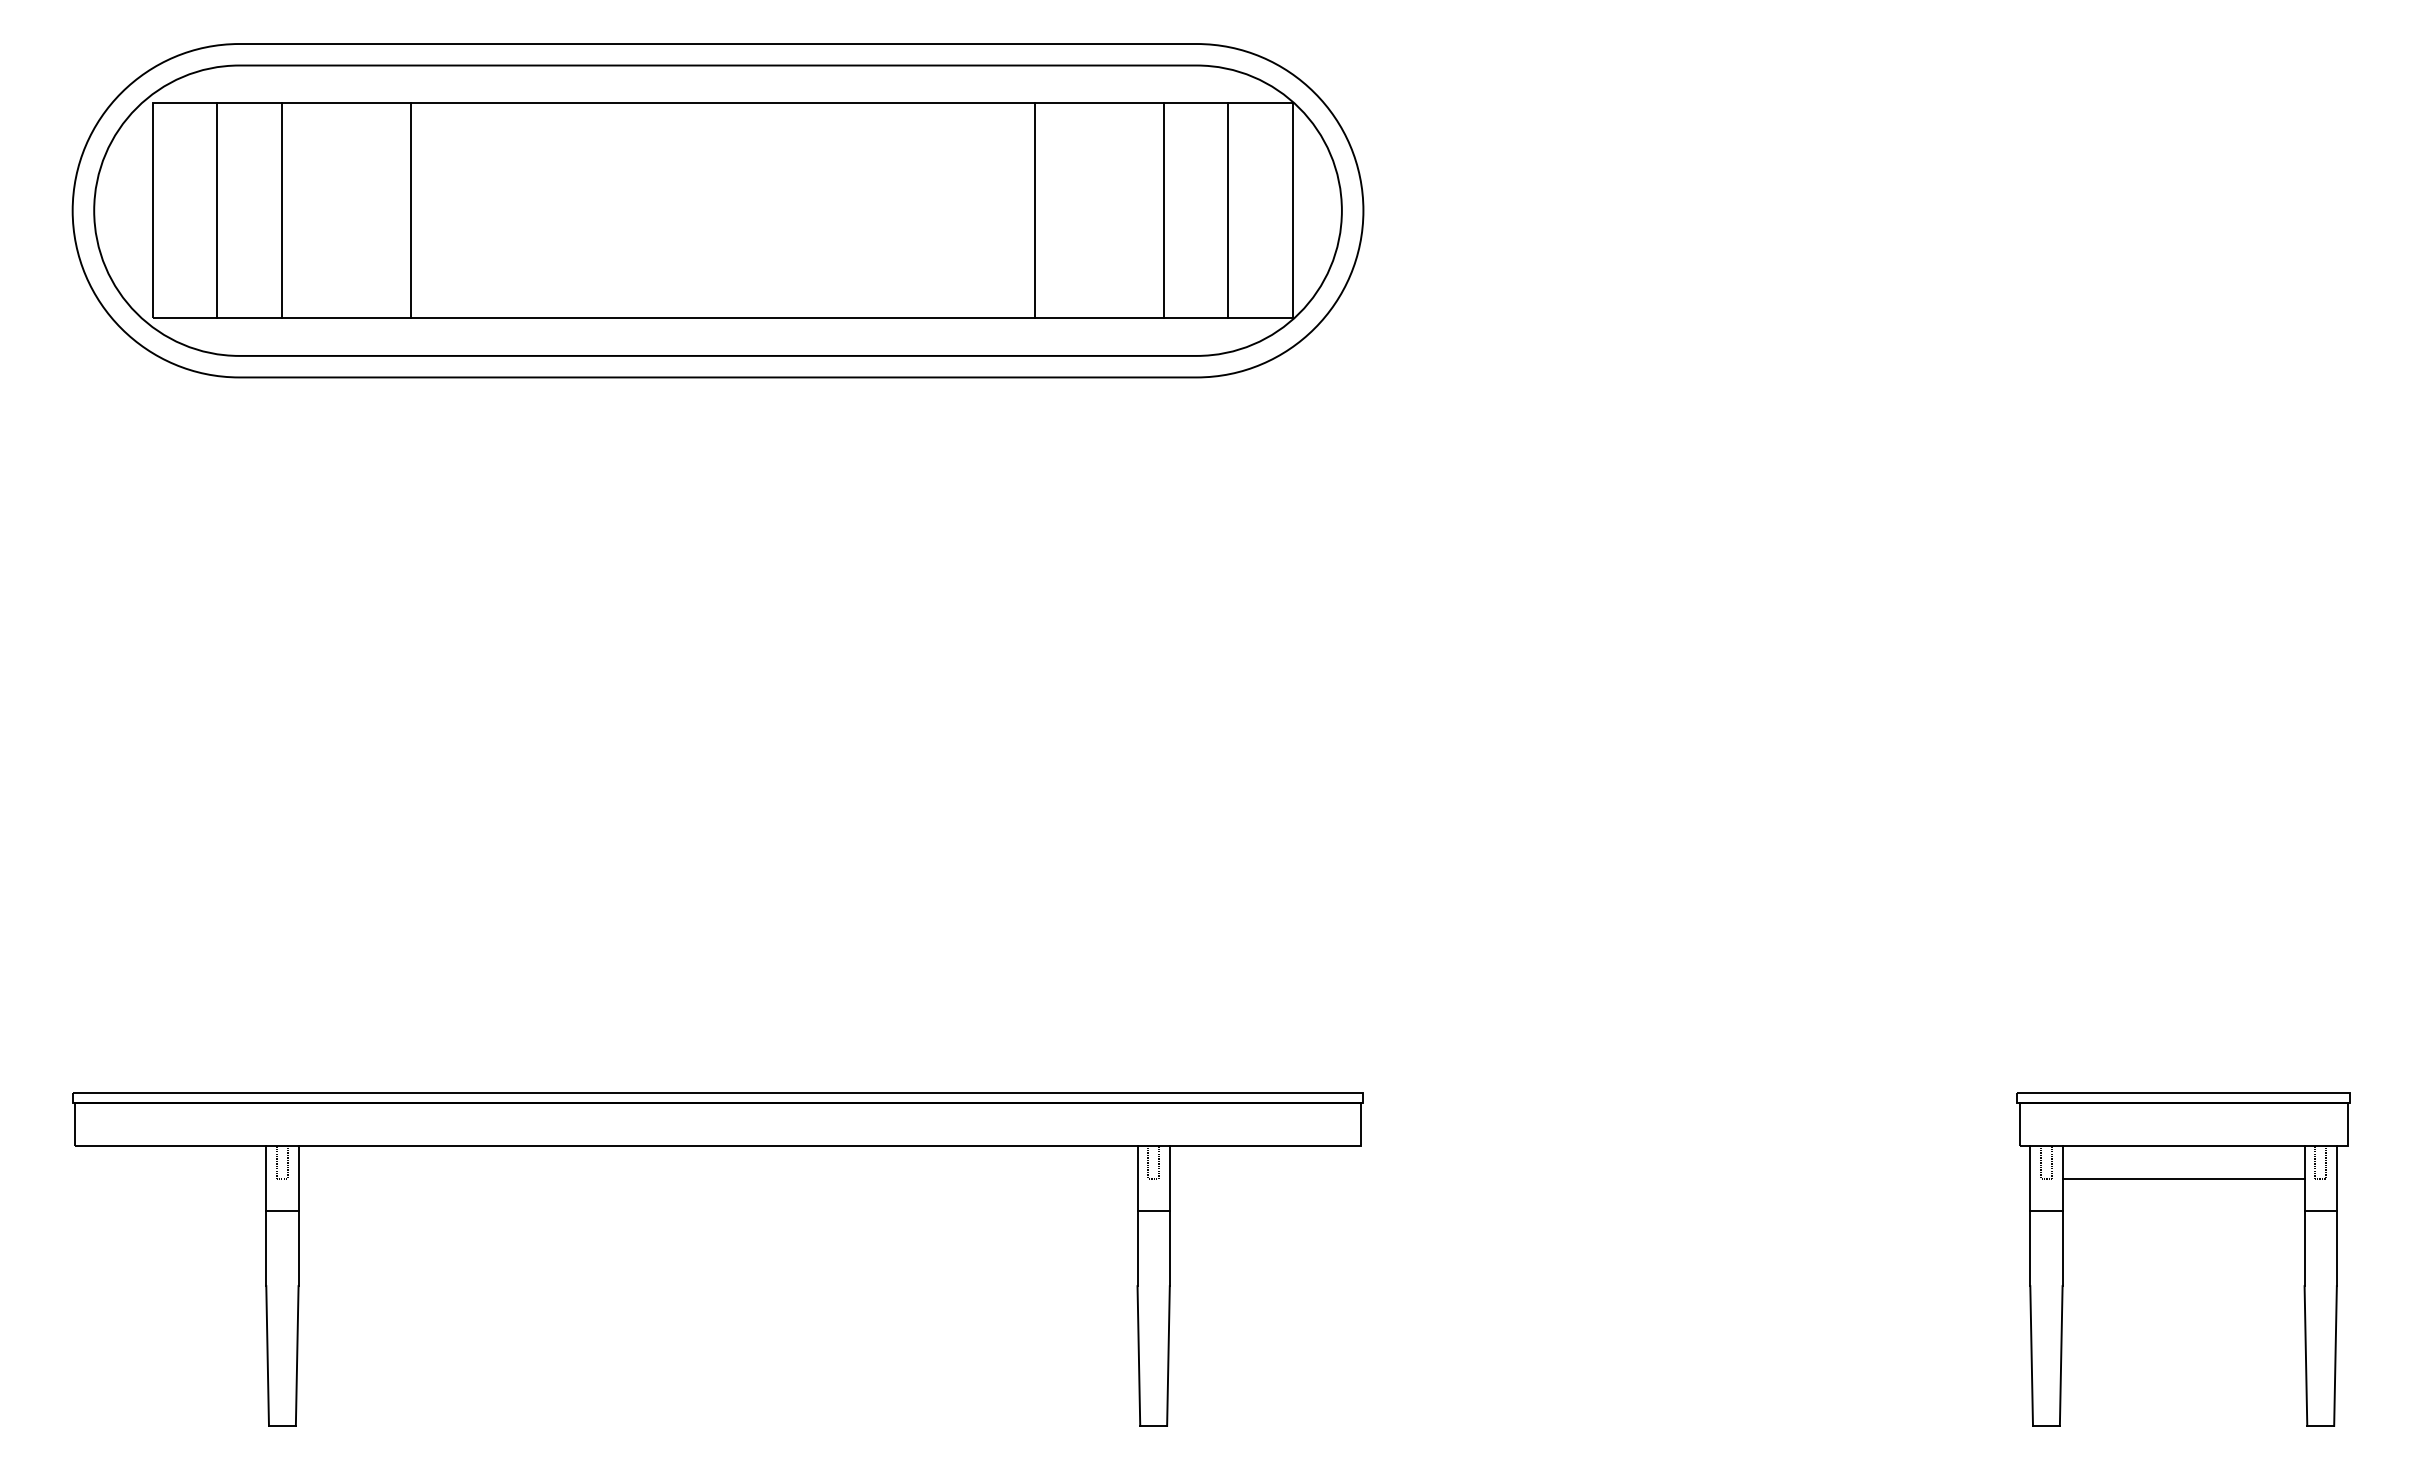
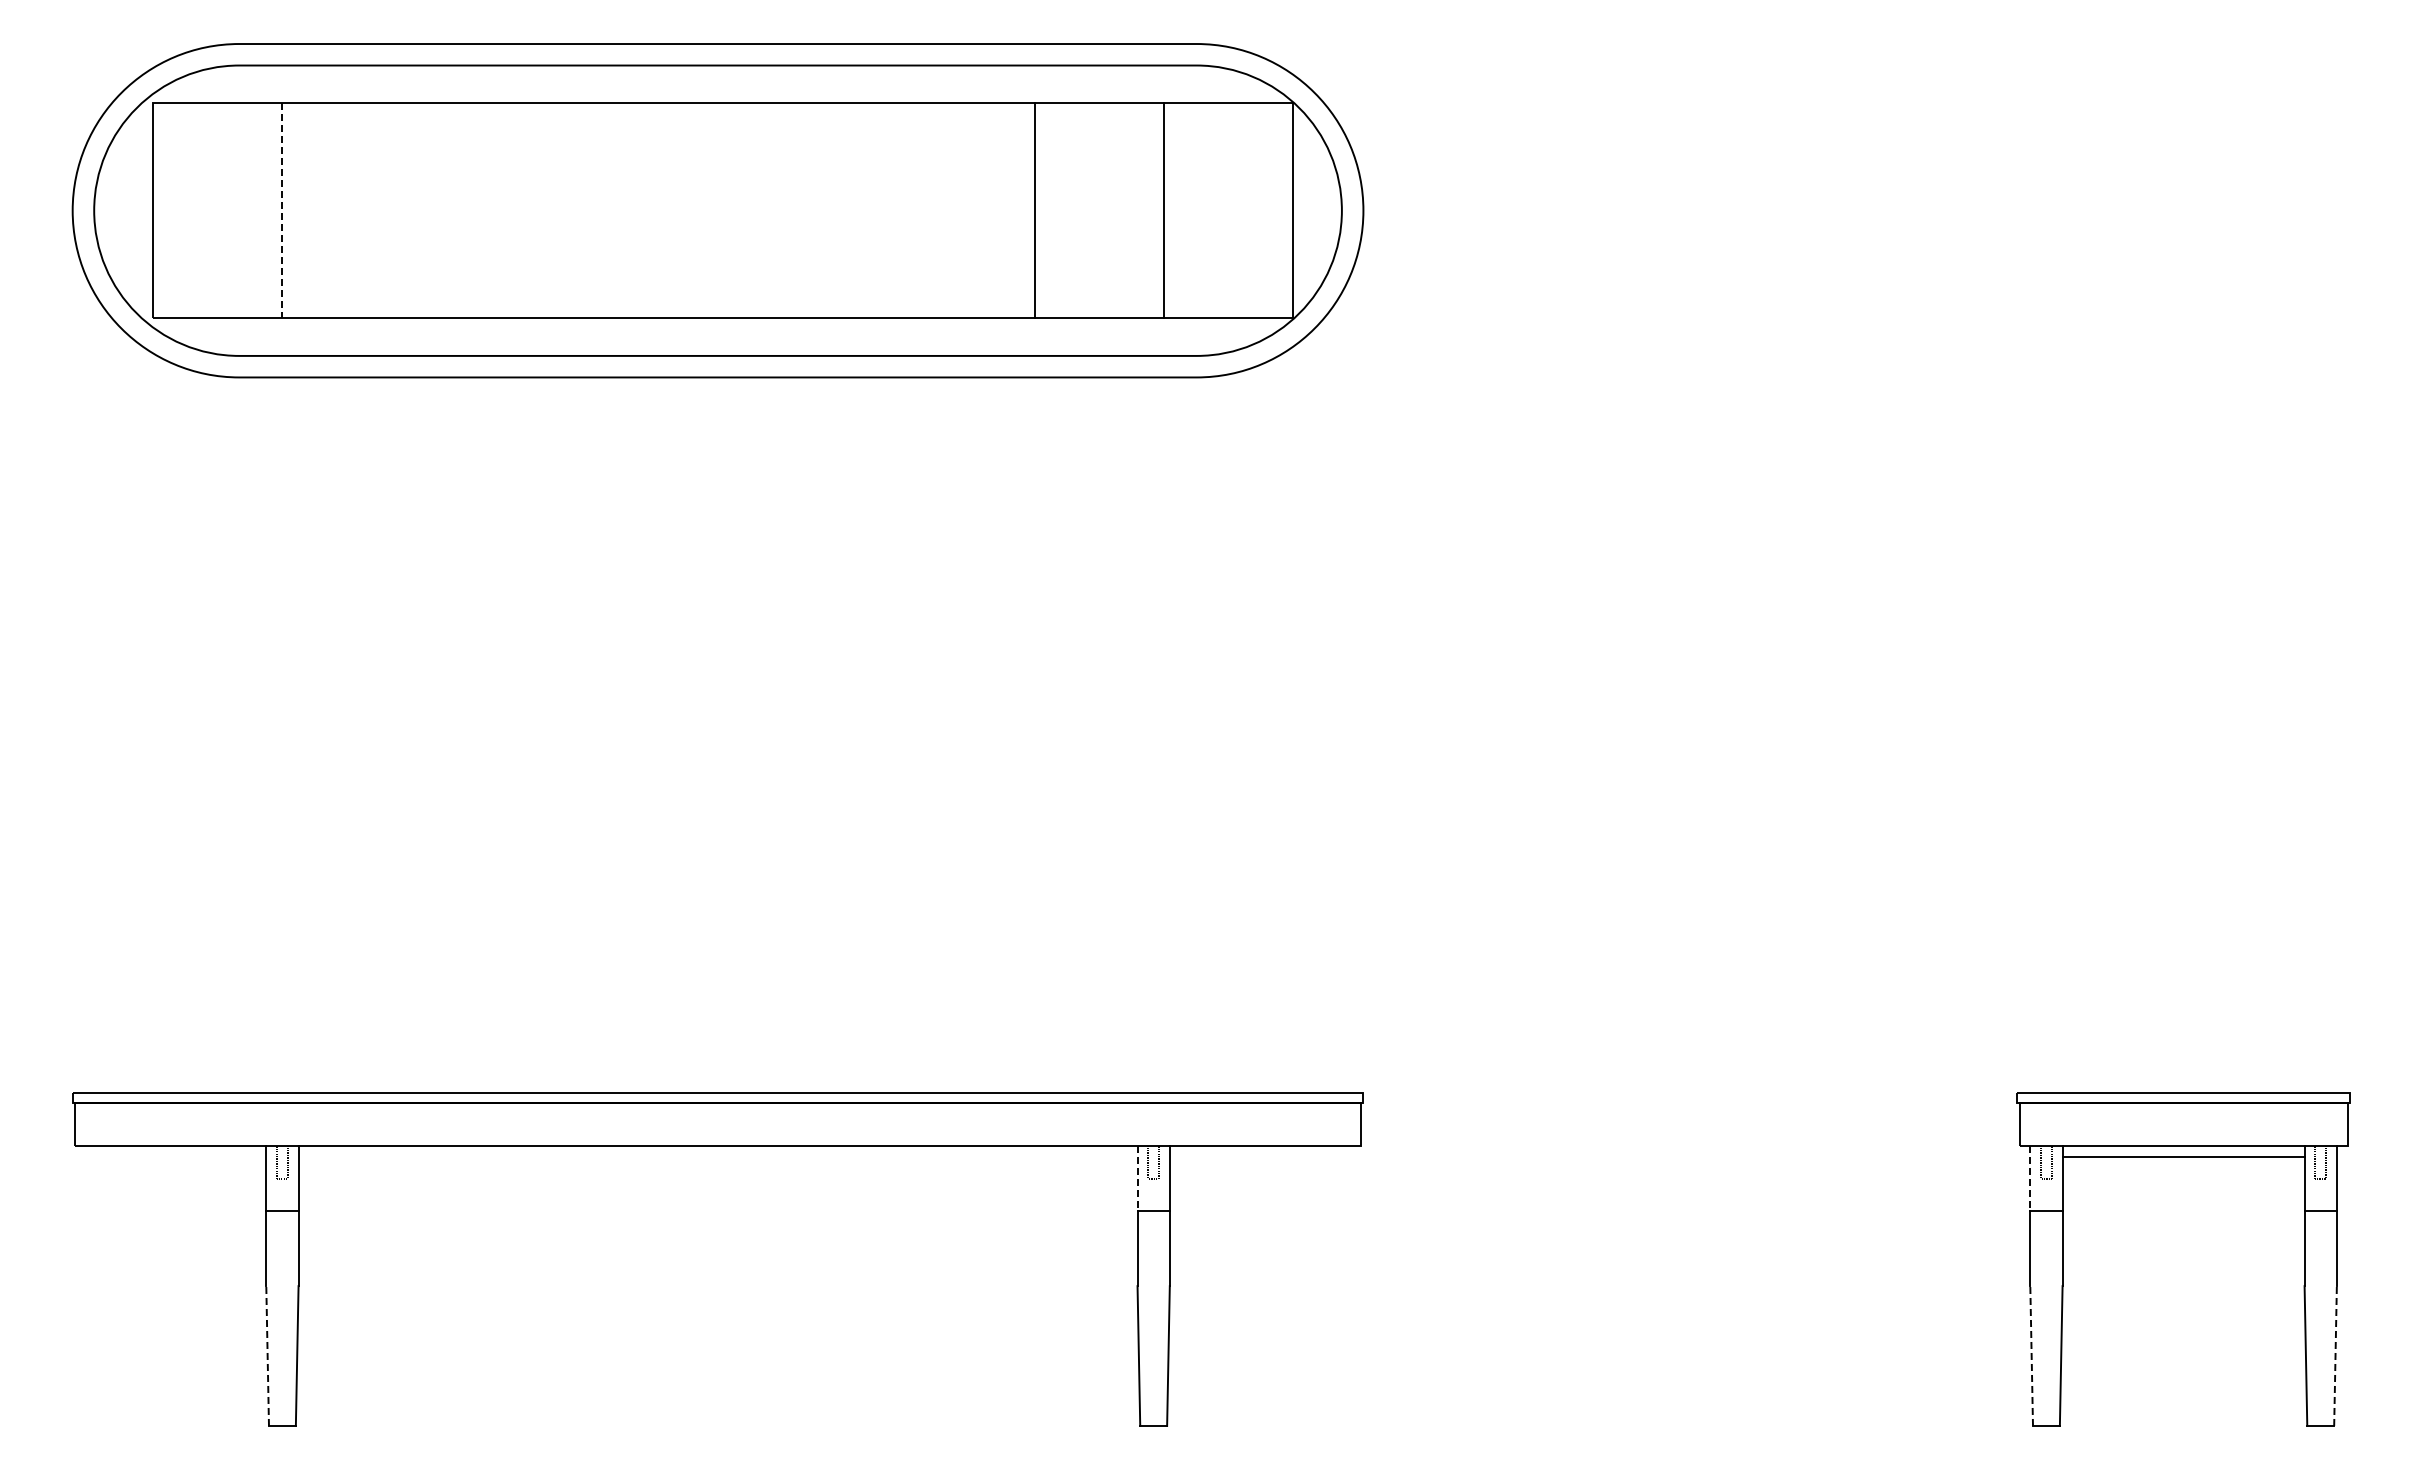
line: present -> none (217, 210)
line: solid -> dashed (281, 210)
line: present -> none (410, 210)
line: present -> none (1228, 210)
line position: (2183, 1178) -> (2183, 1156) (2183, 1156)
line: solid -> dashed (1137, 1179)
line: solid -> dashed (2030, 1179)
line: solid -> dashed (267, 1356)
line: solid -> dashed (2031, 1356)
line: solid -> dashed (2335, 1356)
